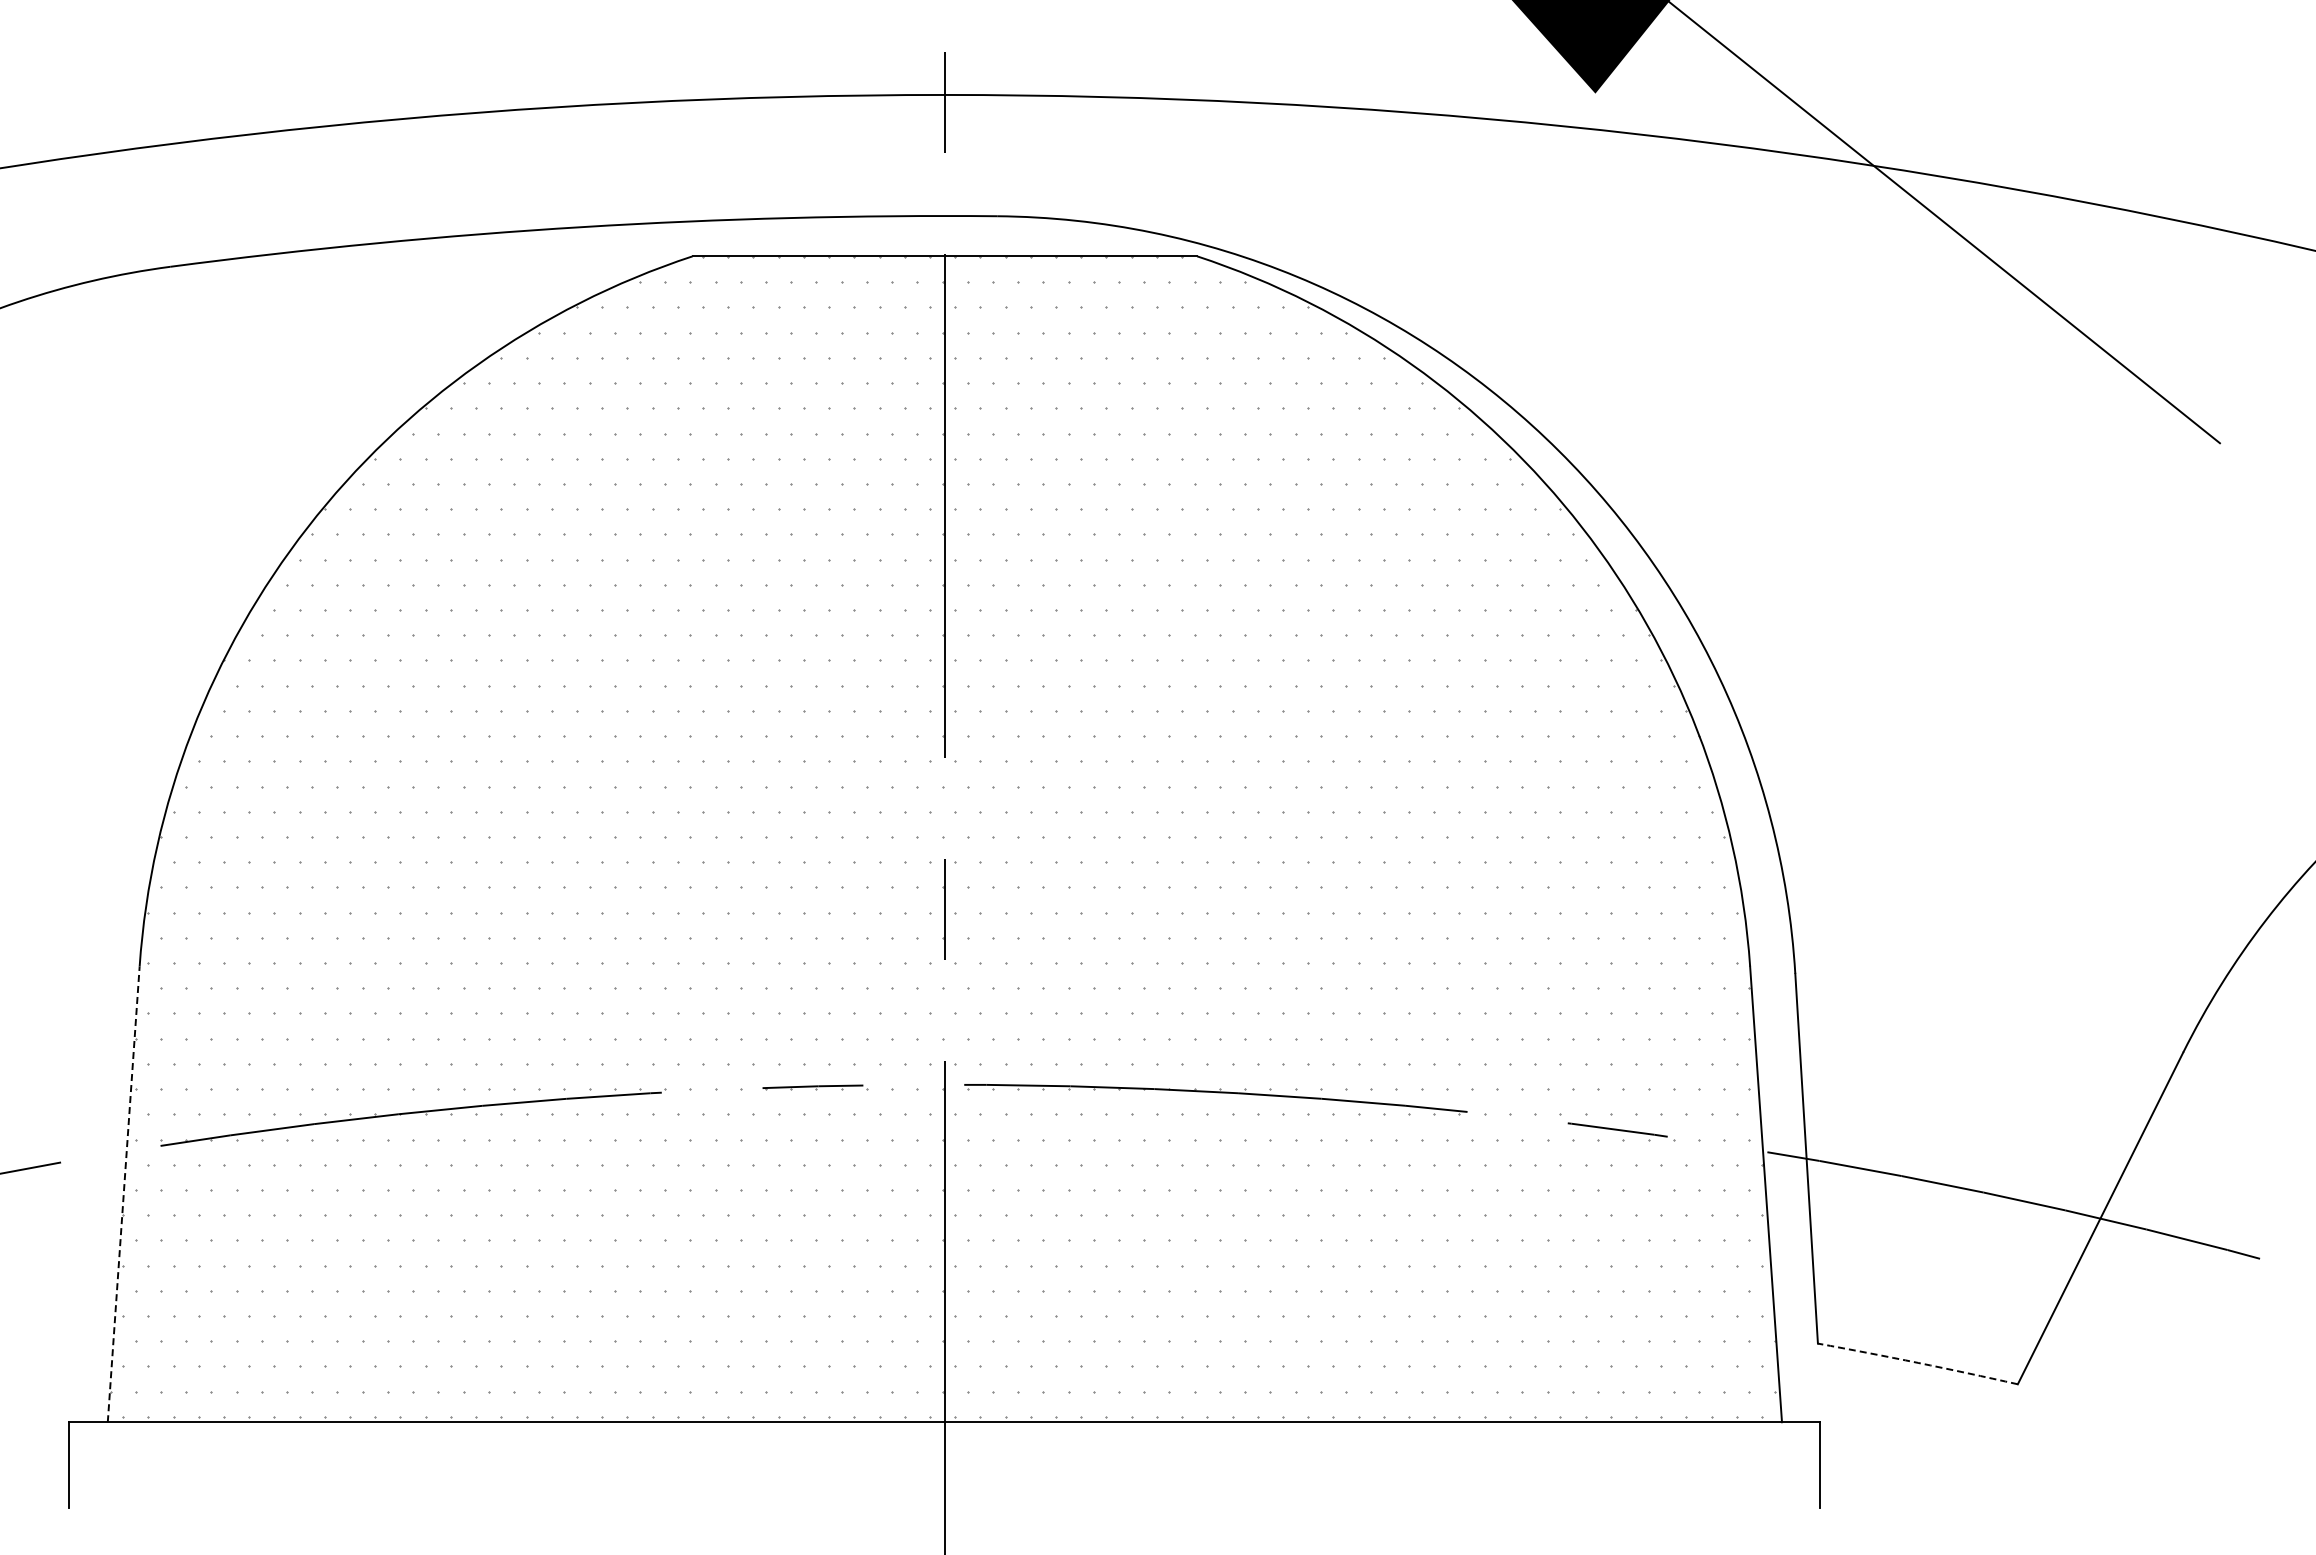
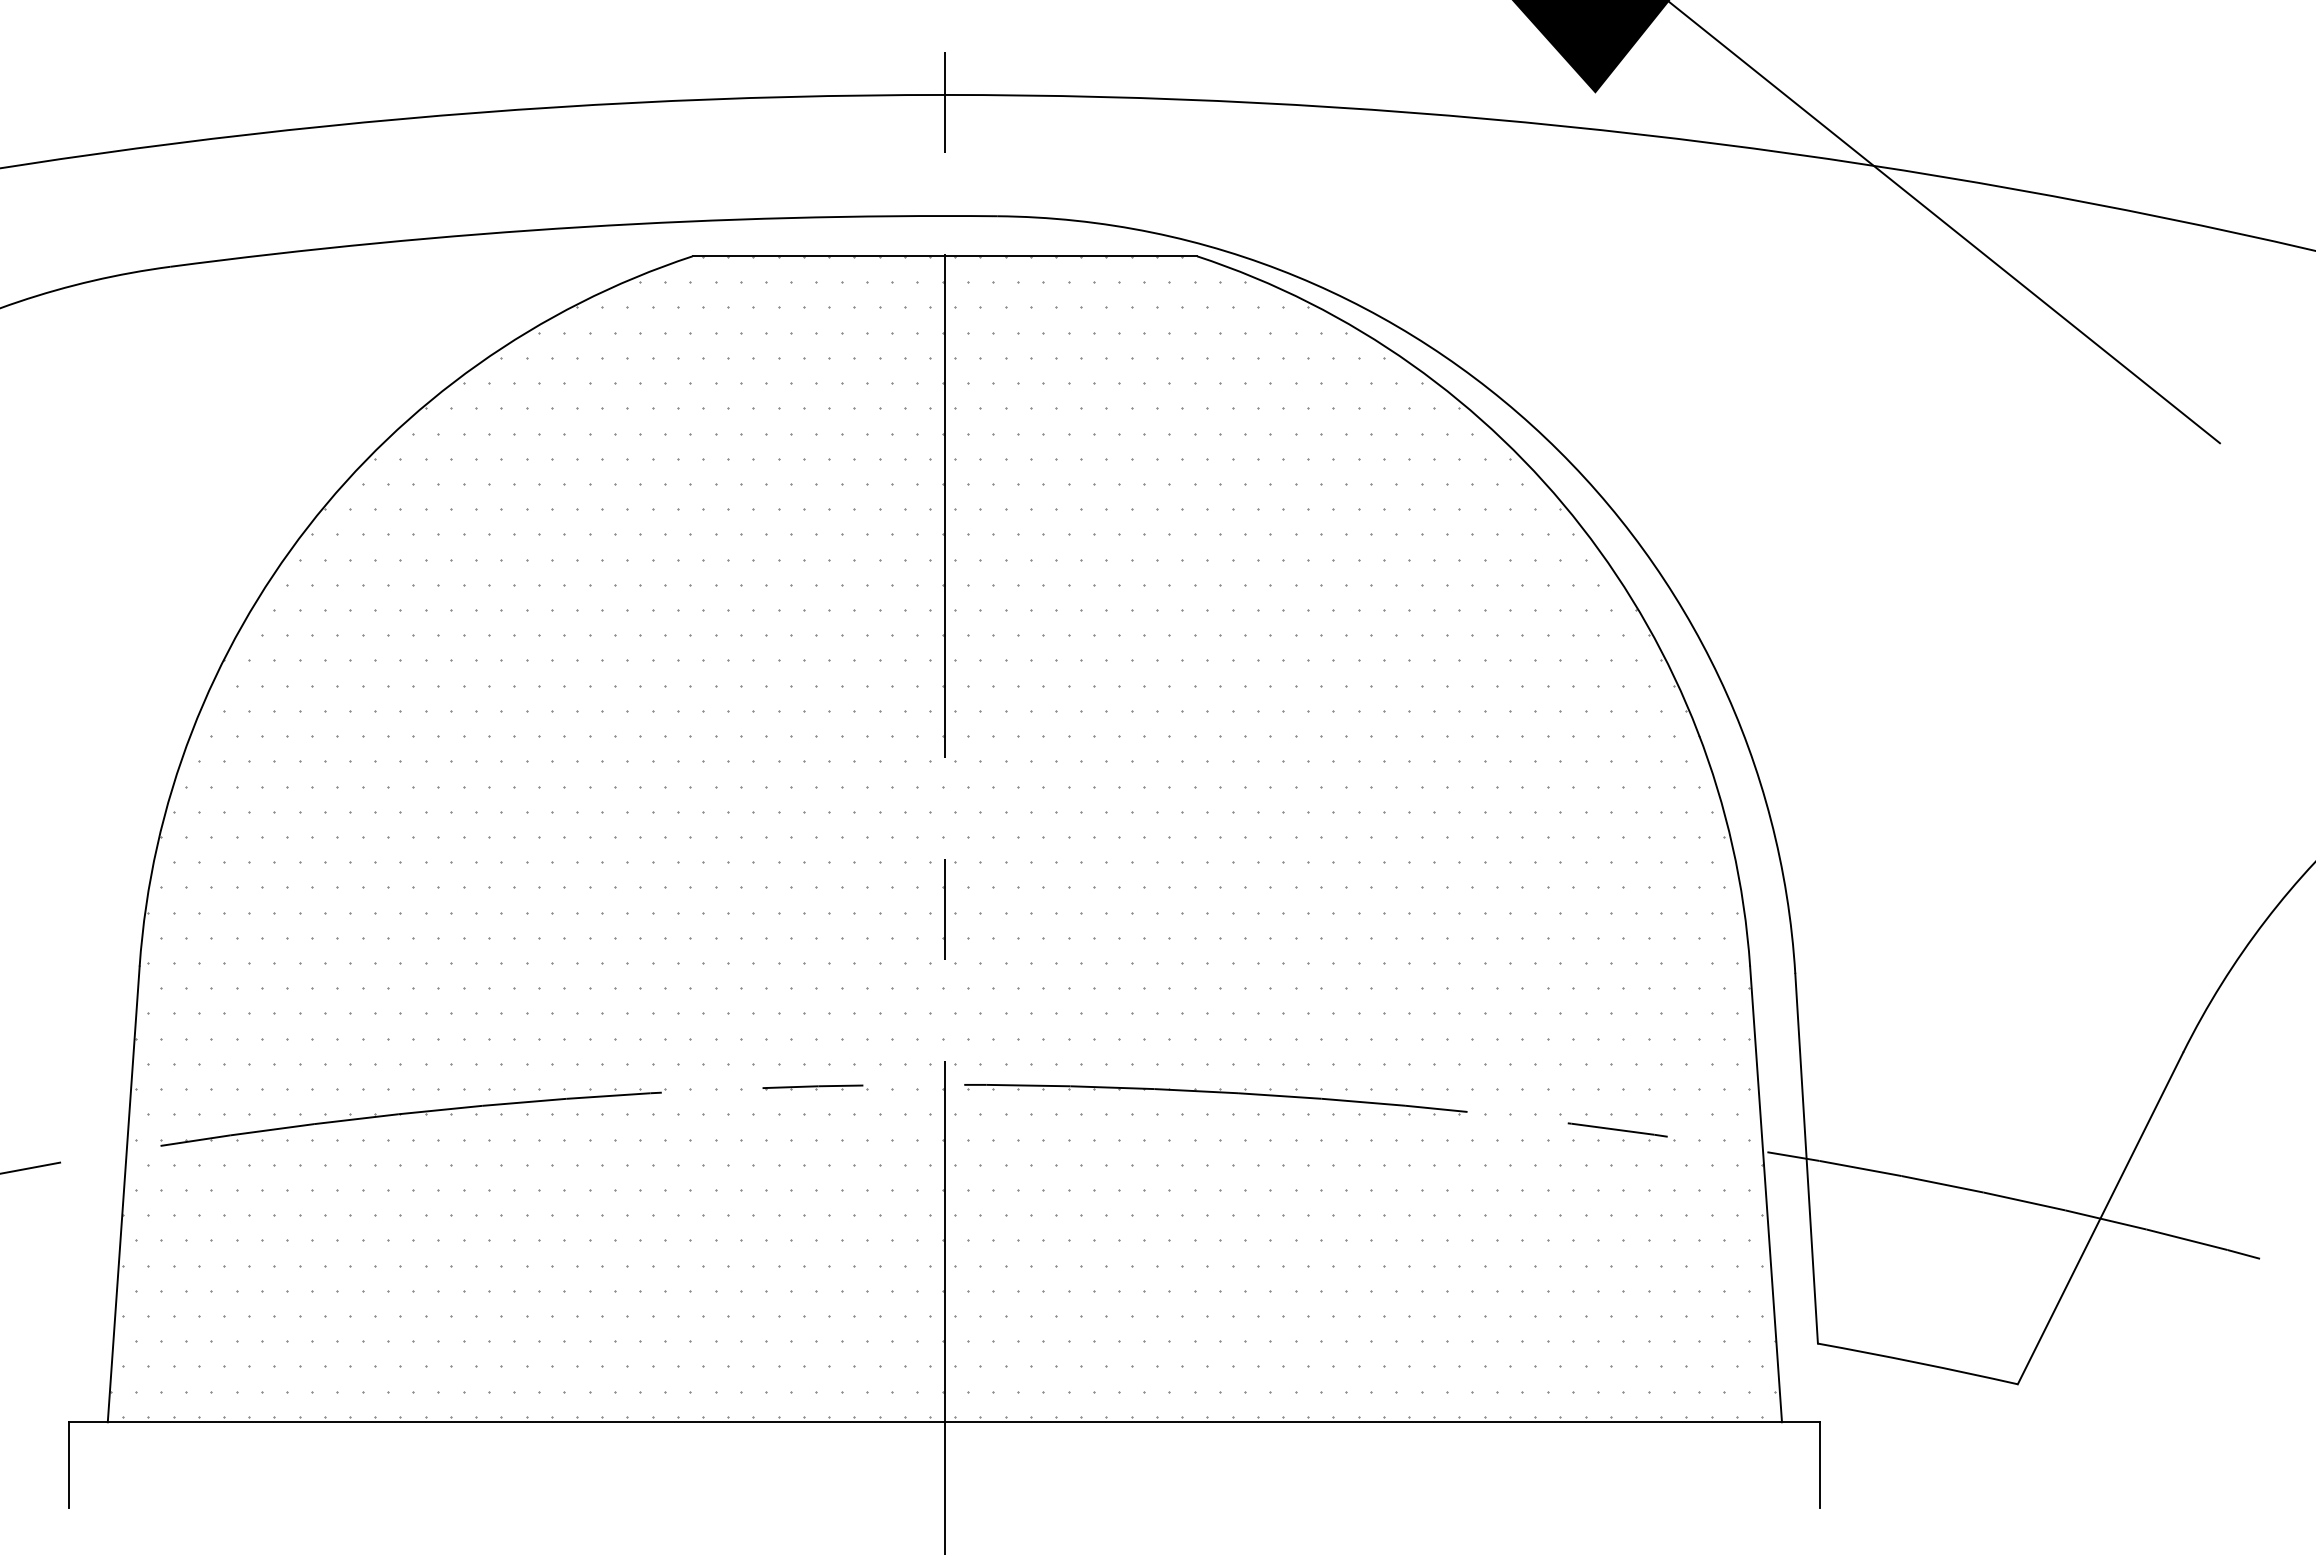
line: dashed -> solid (123, 1193)
arc: dashed -> solid (1918, 1362)
